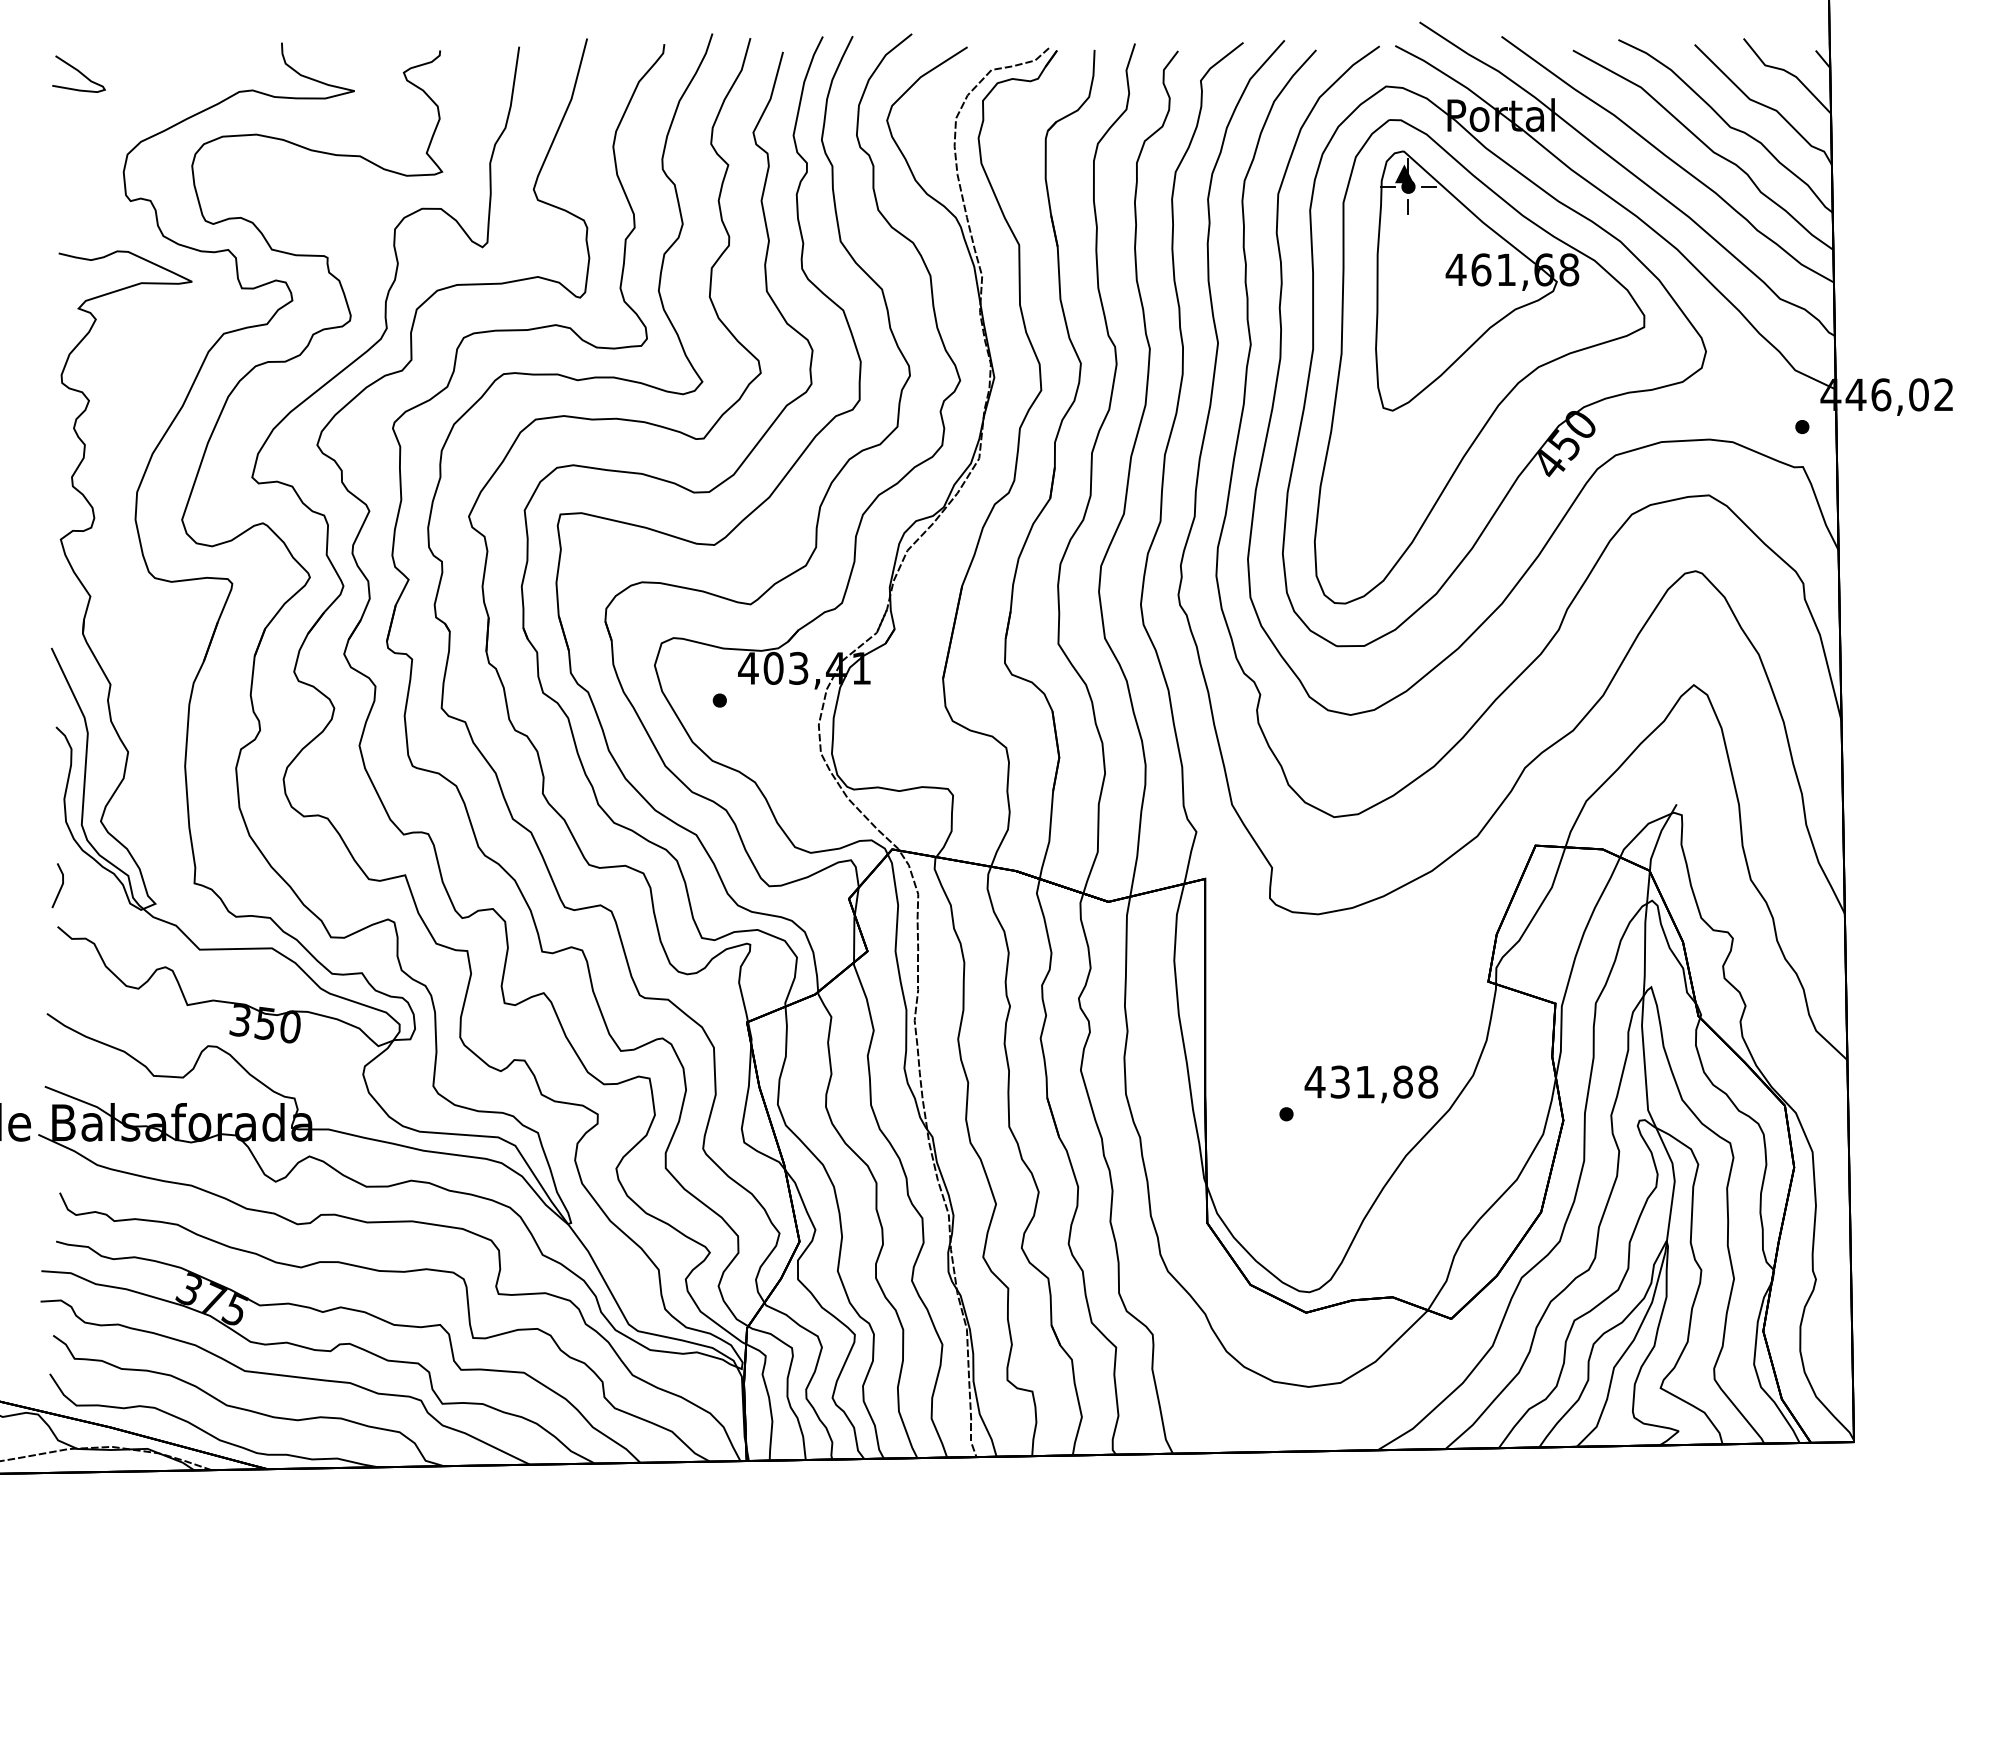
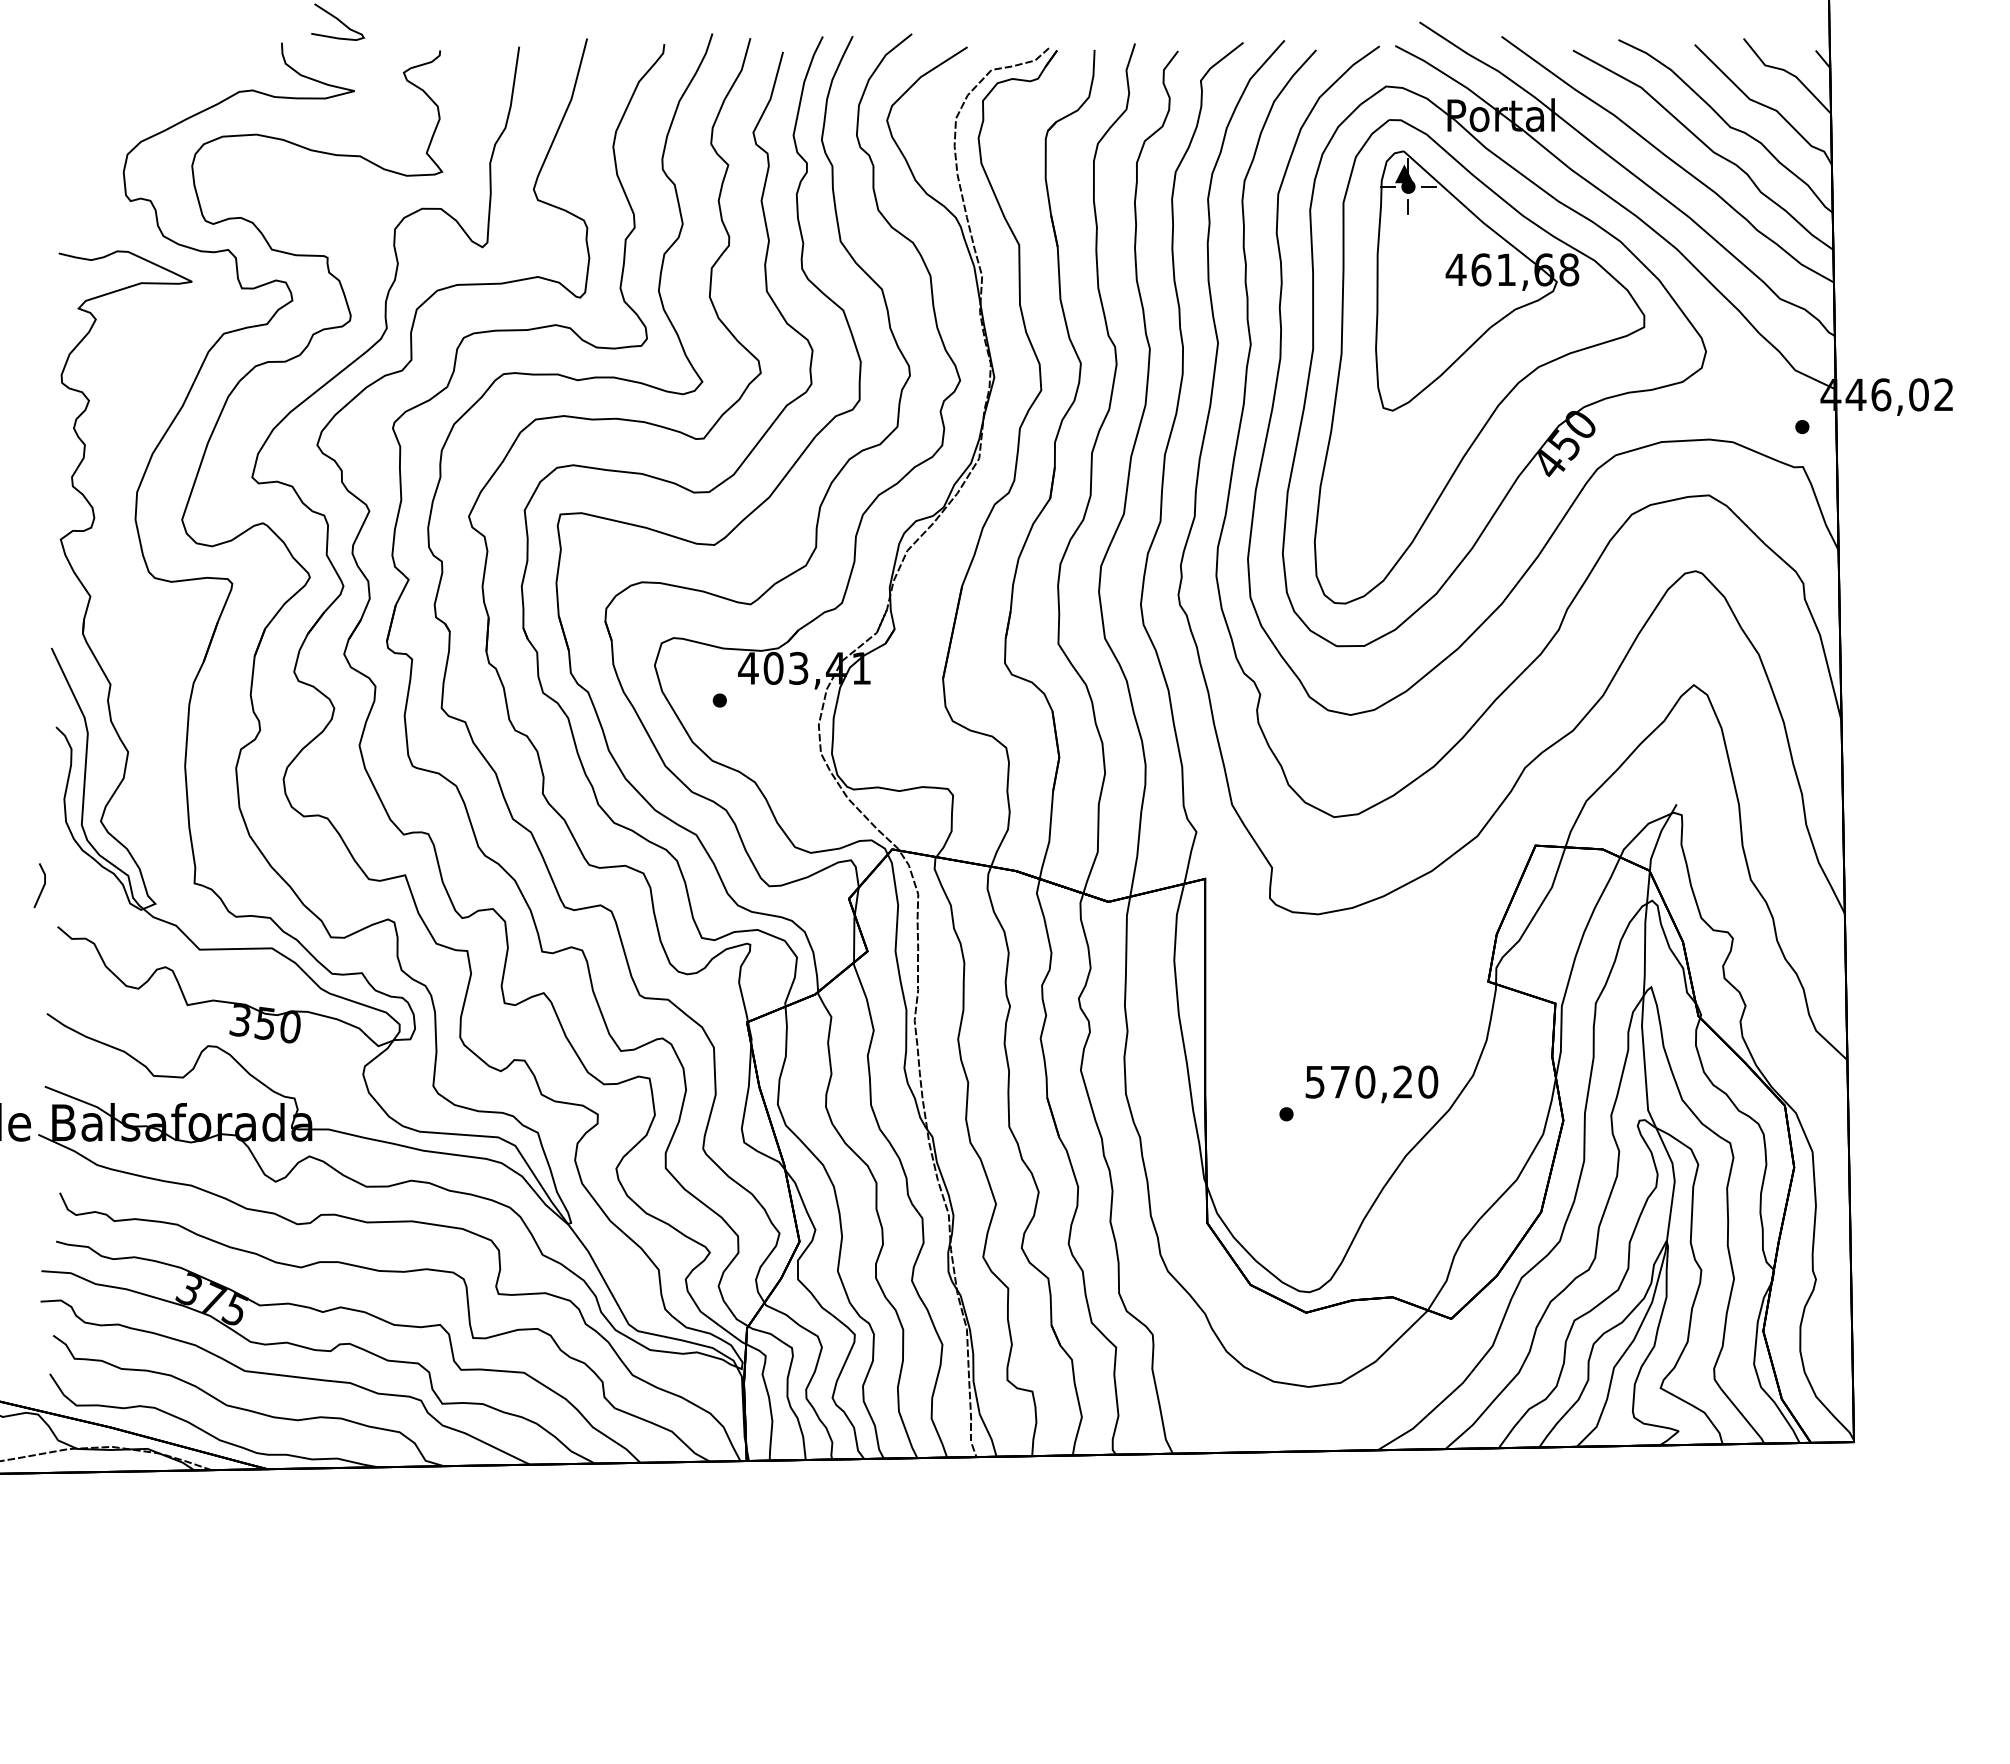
curve position: (78, 72) -> (337, 20) (337, 20)
line position: (60, 886) -> (42, 886) (42, 886)
text: 431,88 -> 570,20 (1371, 1081)
